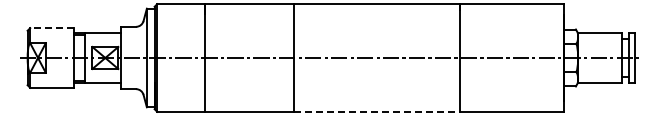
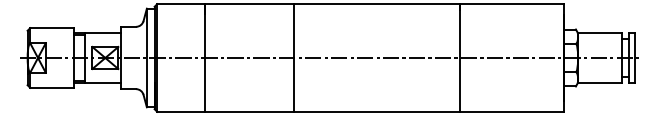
line: dashed -> solid (51, 28)
line: dashed -> solid (377, 111)
